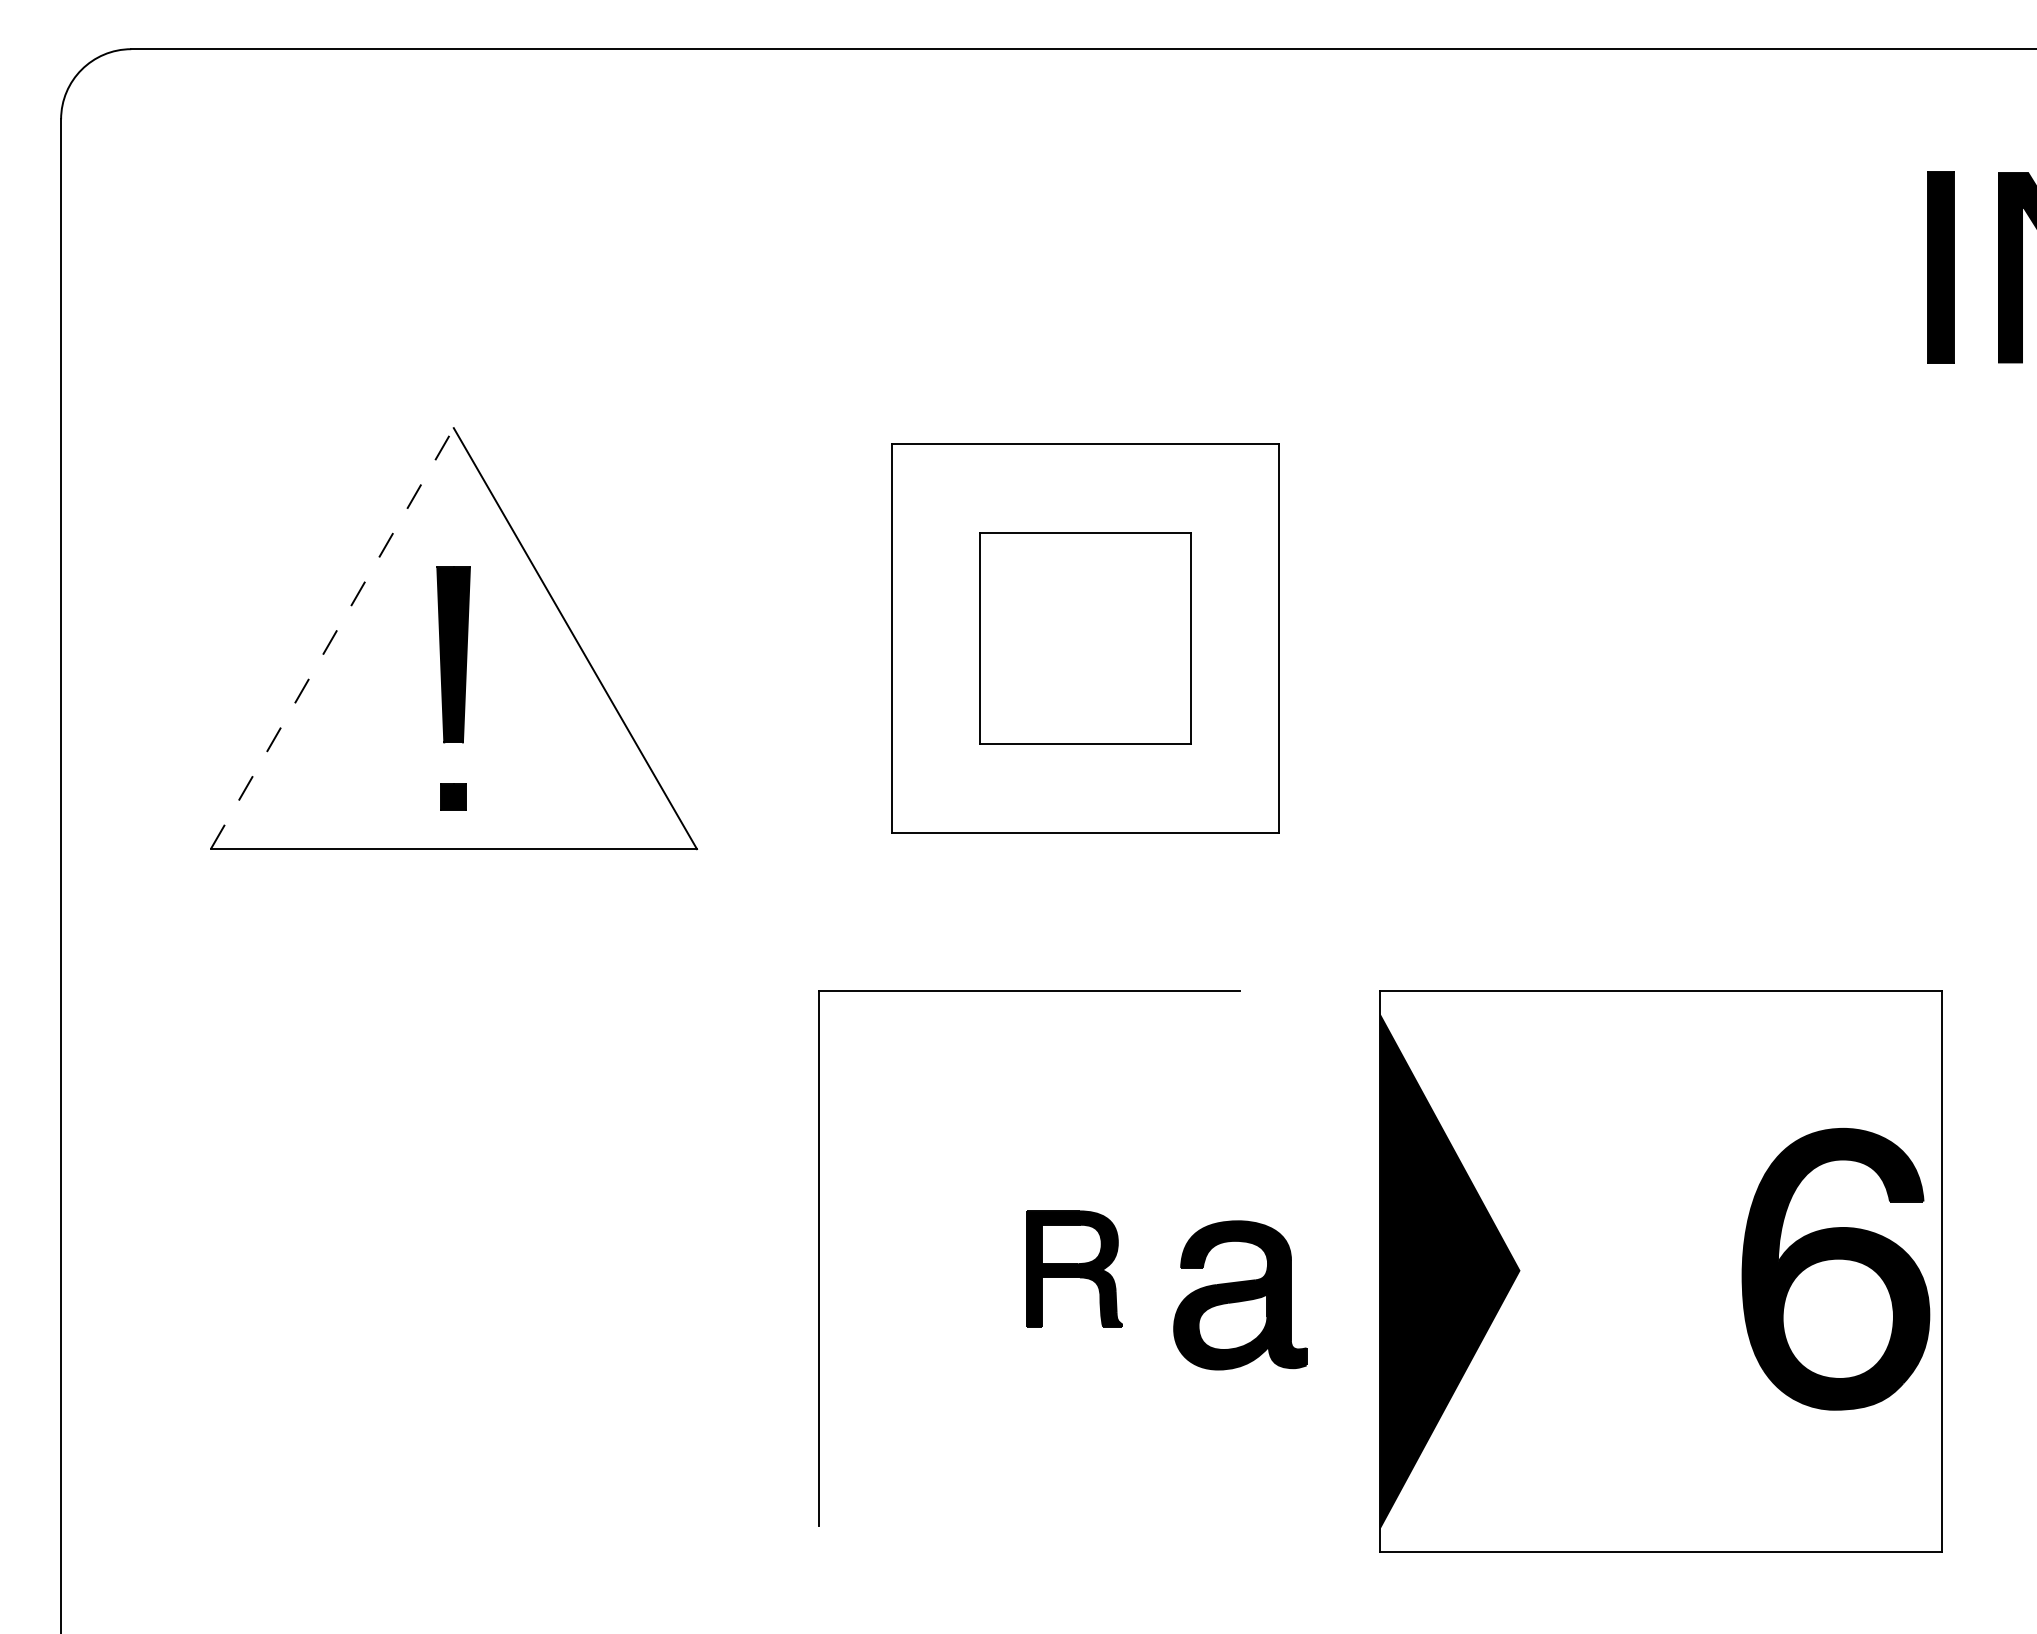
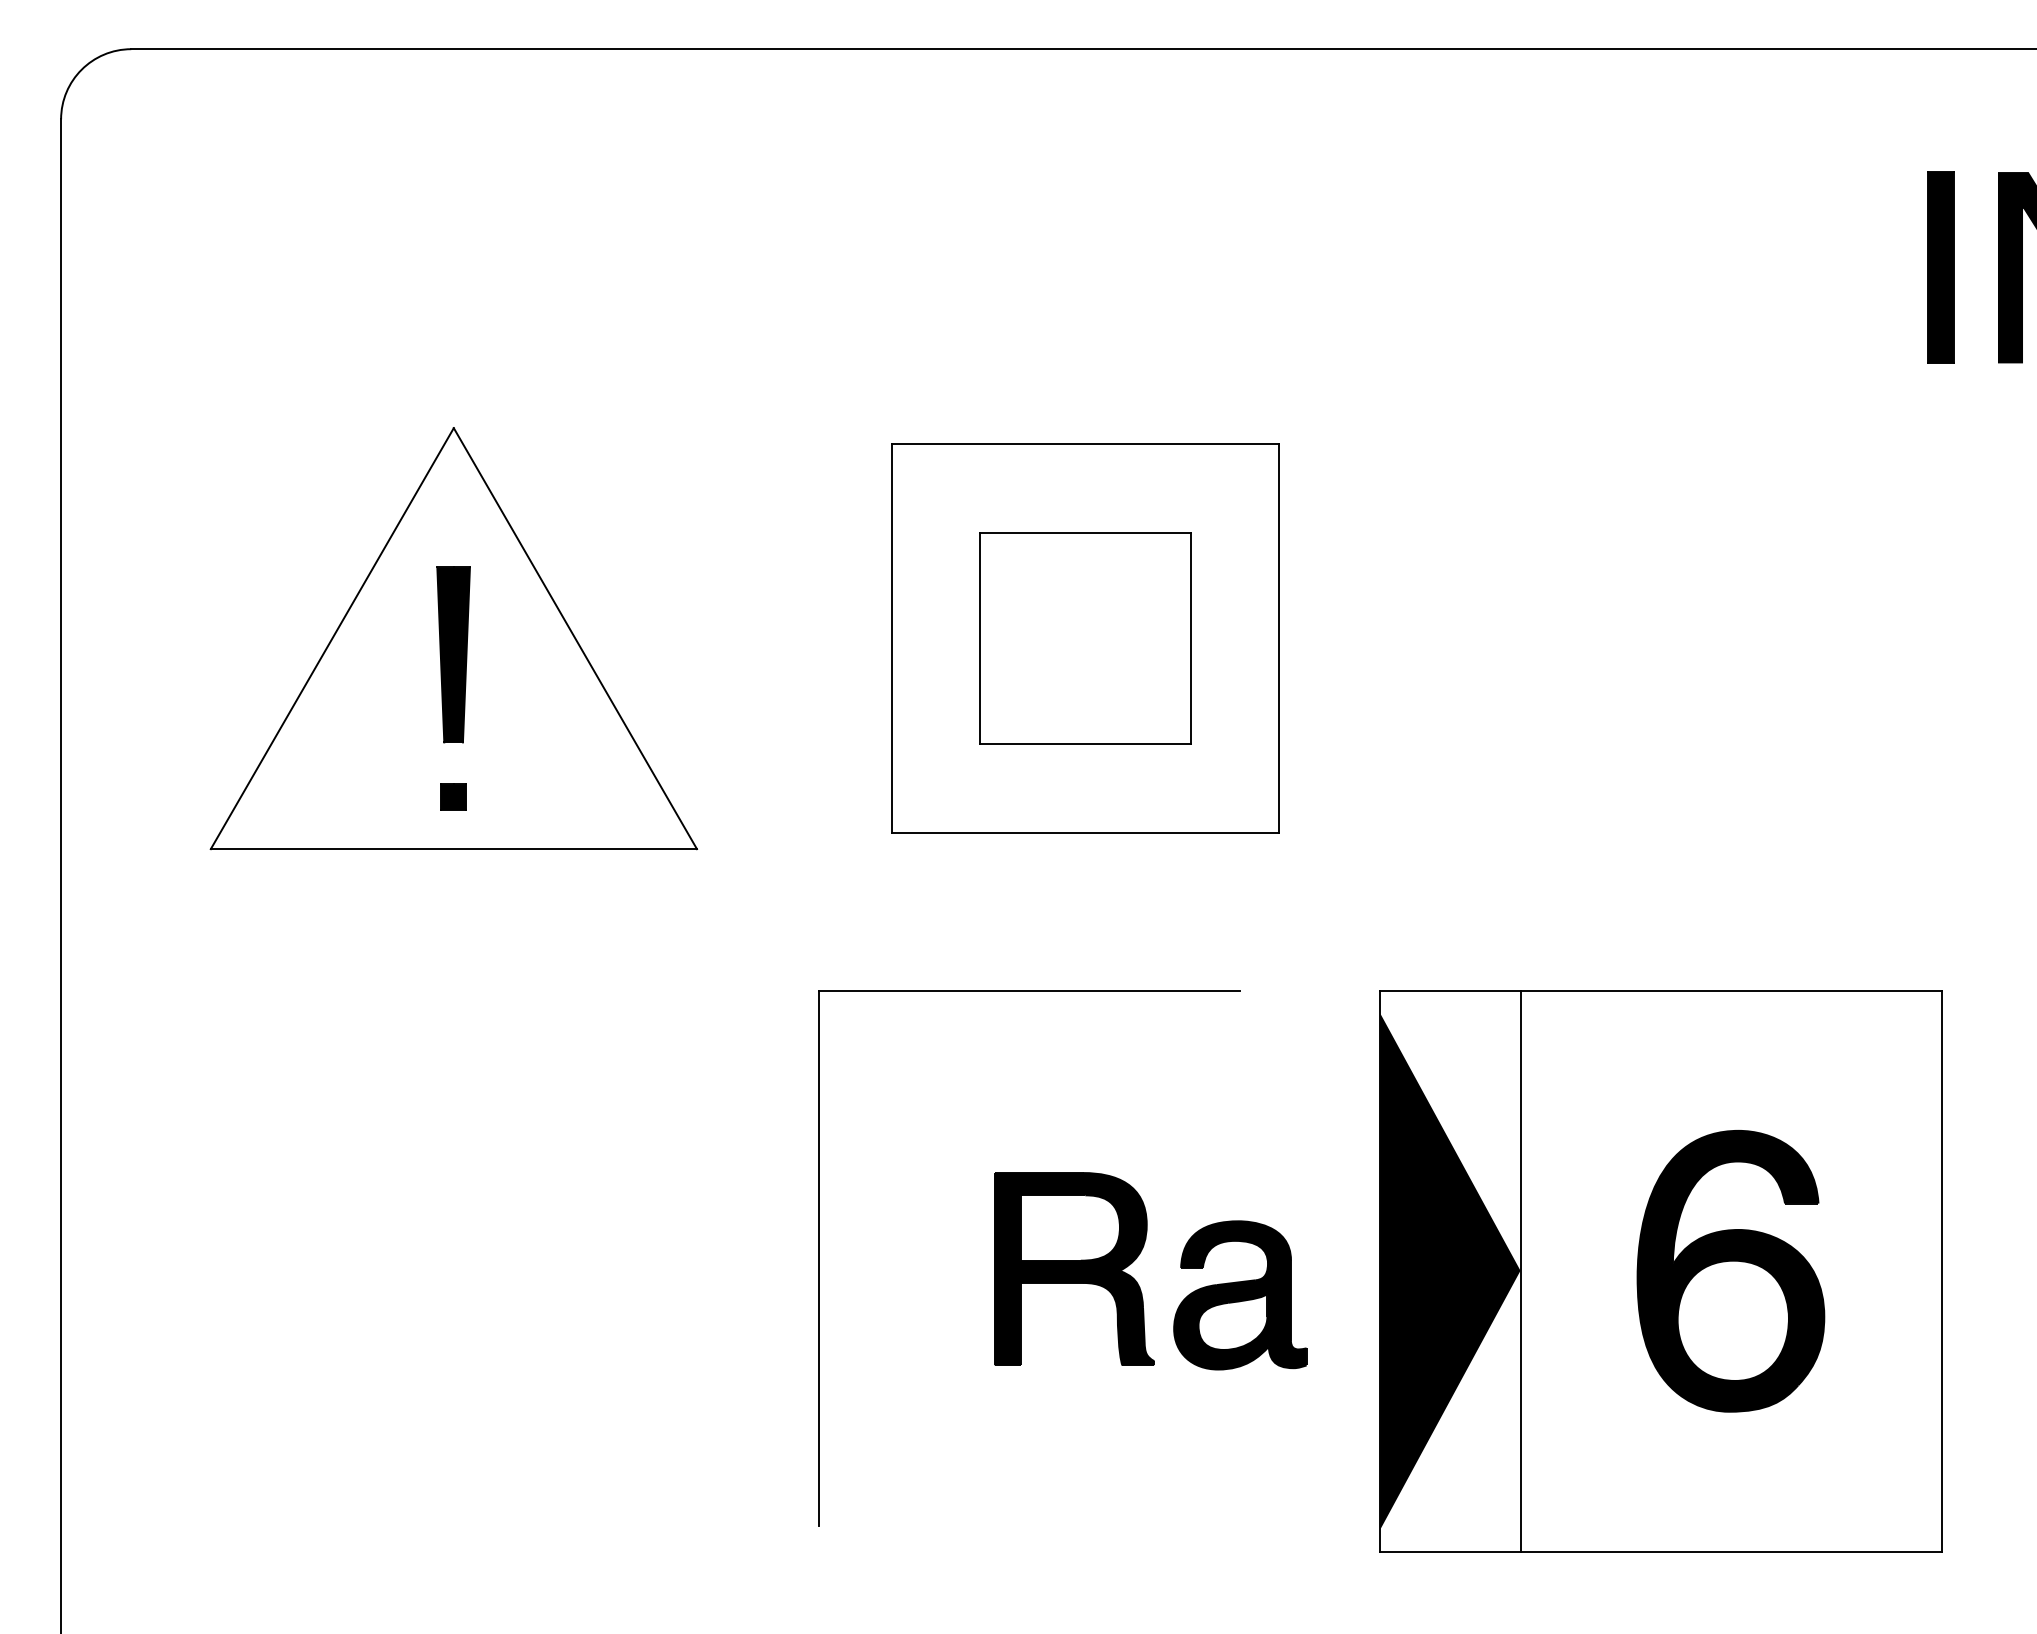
line: dashed -> solid (332, 638)
part size: 97x118 px -> 161x194 px (1074, 1268)
part position: (1835, 1269) -> (1730, 1271) (1730, 1271)
line: none -> present (1520, 1270)
